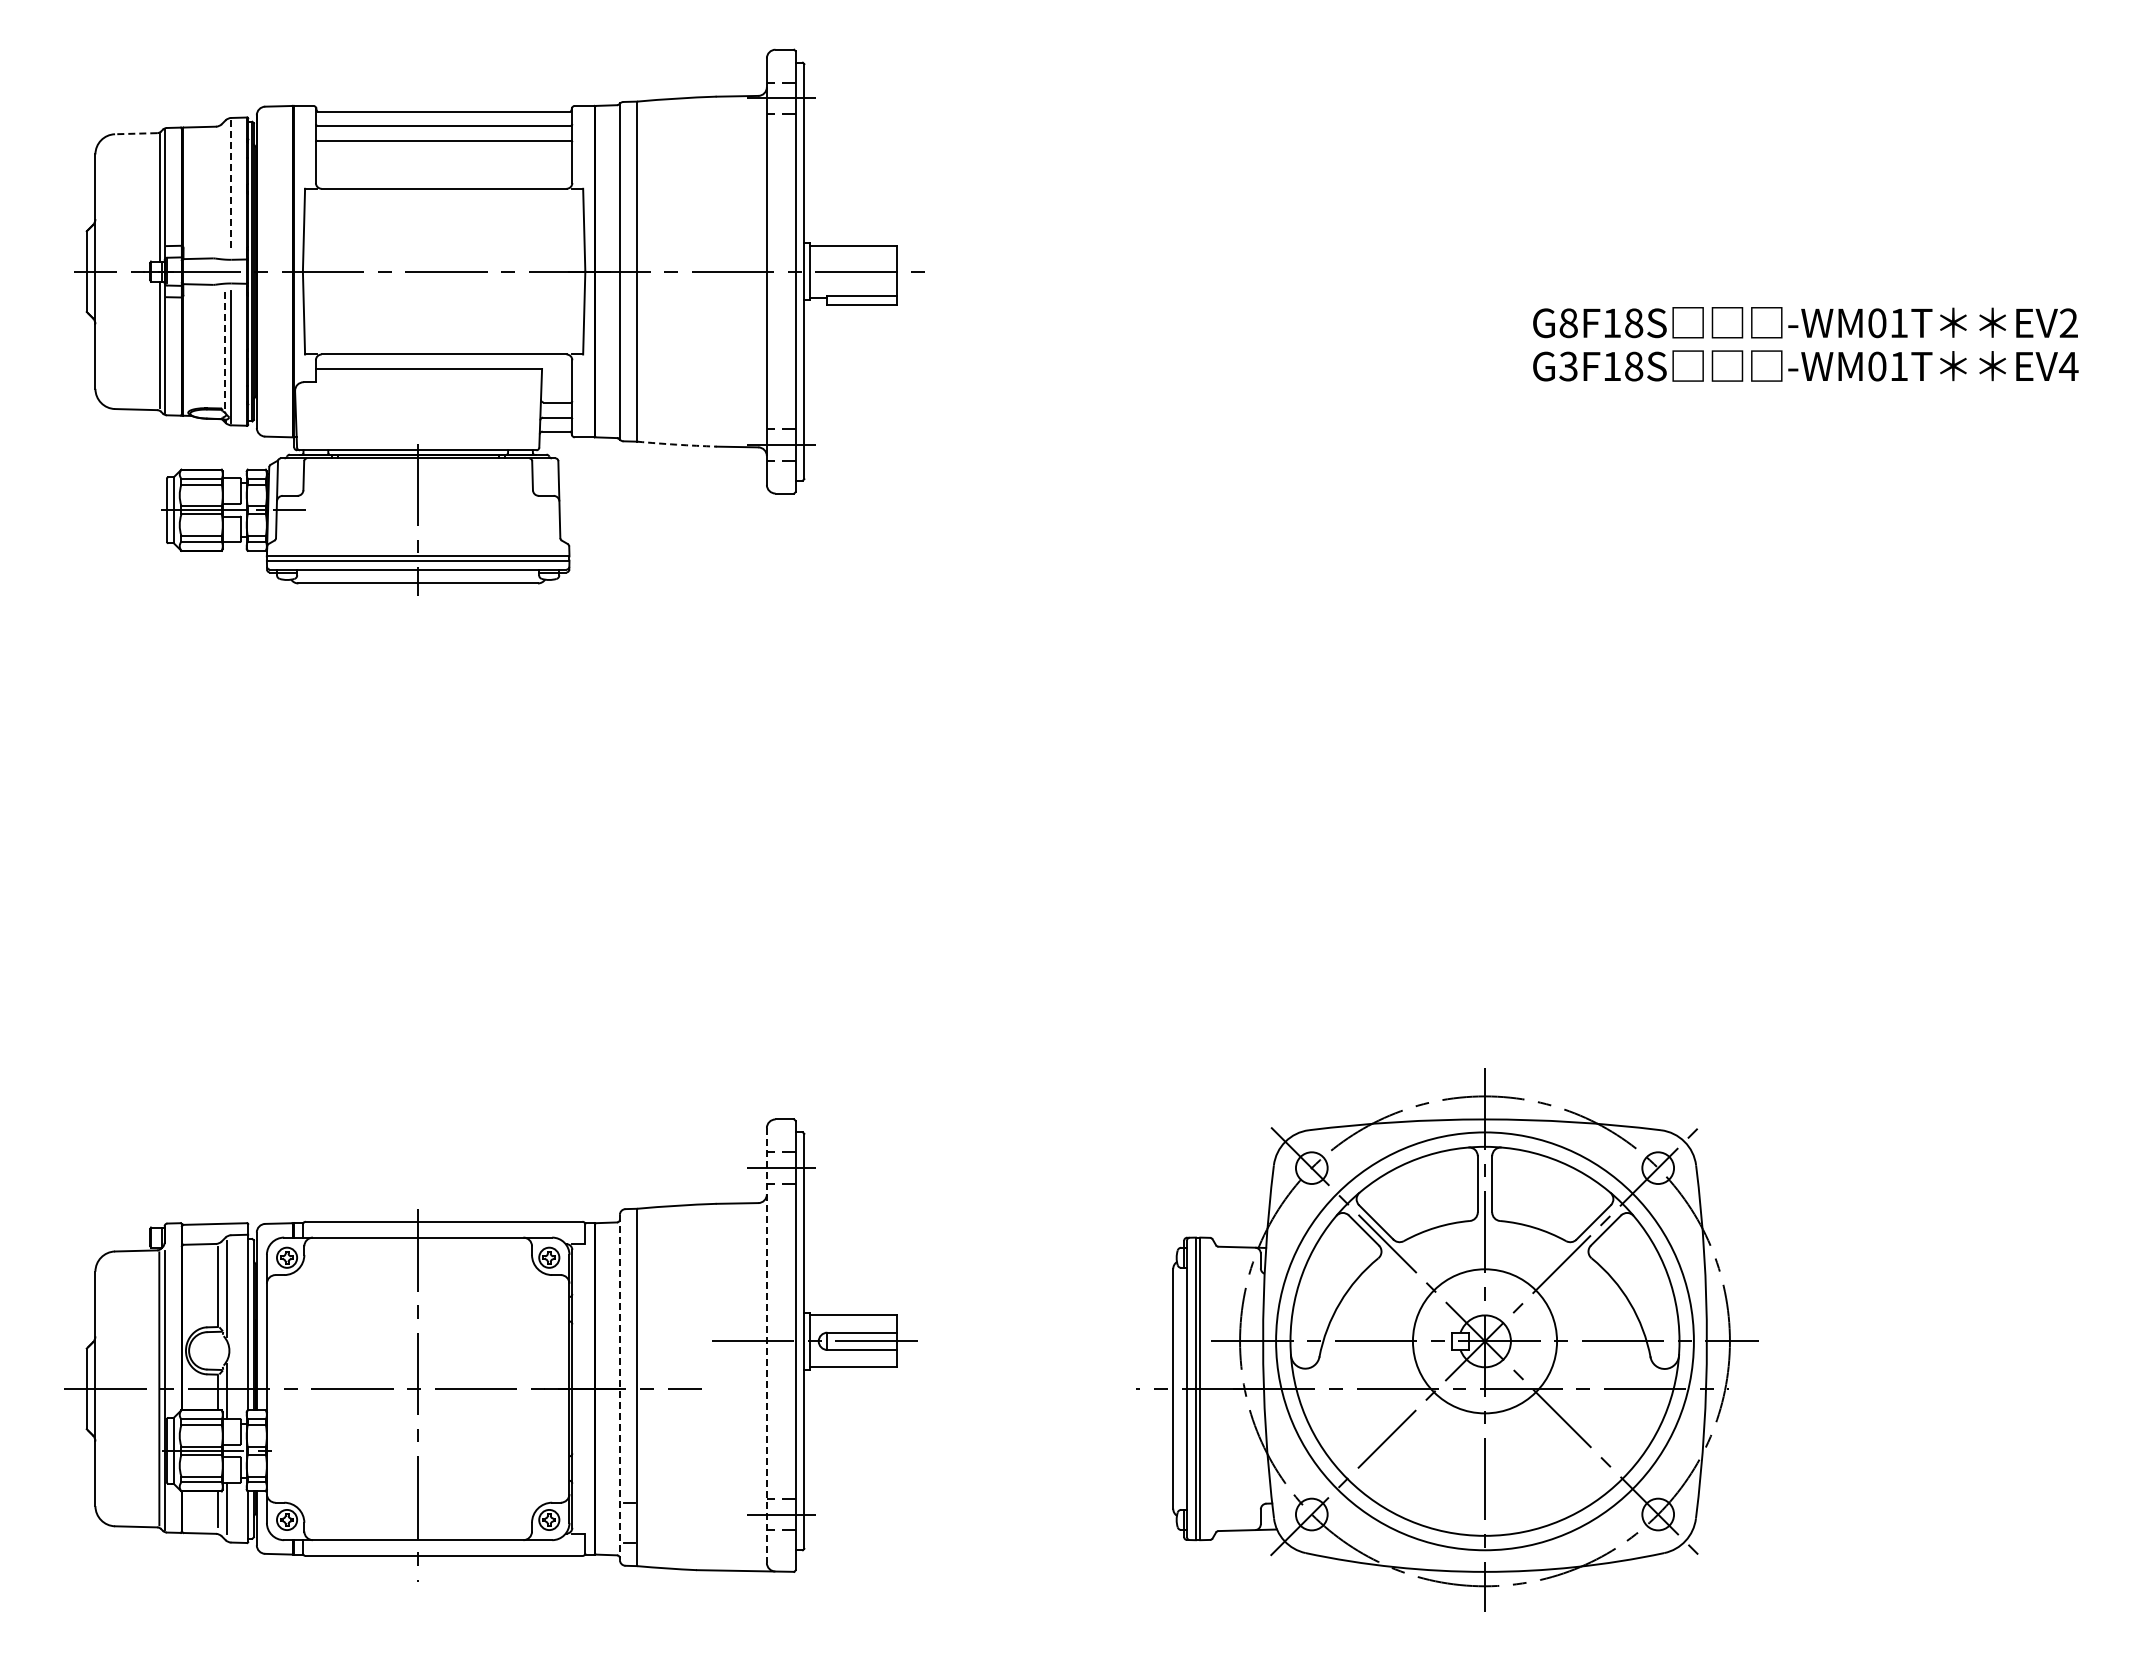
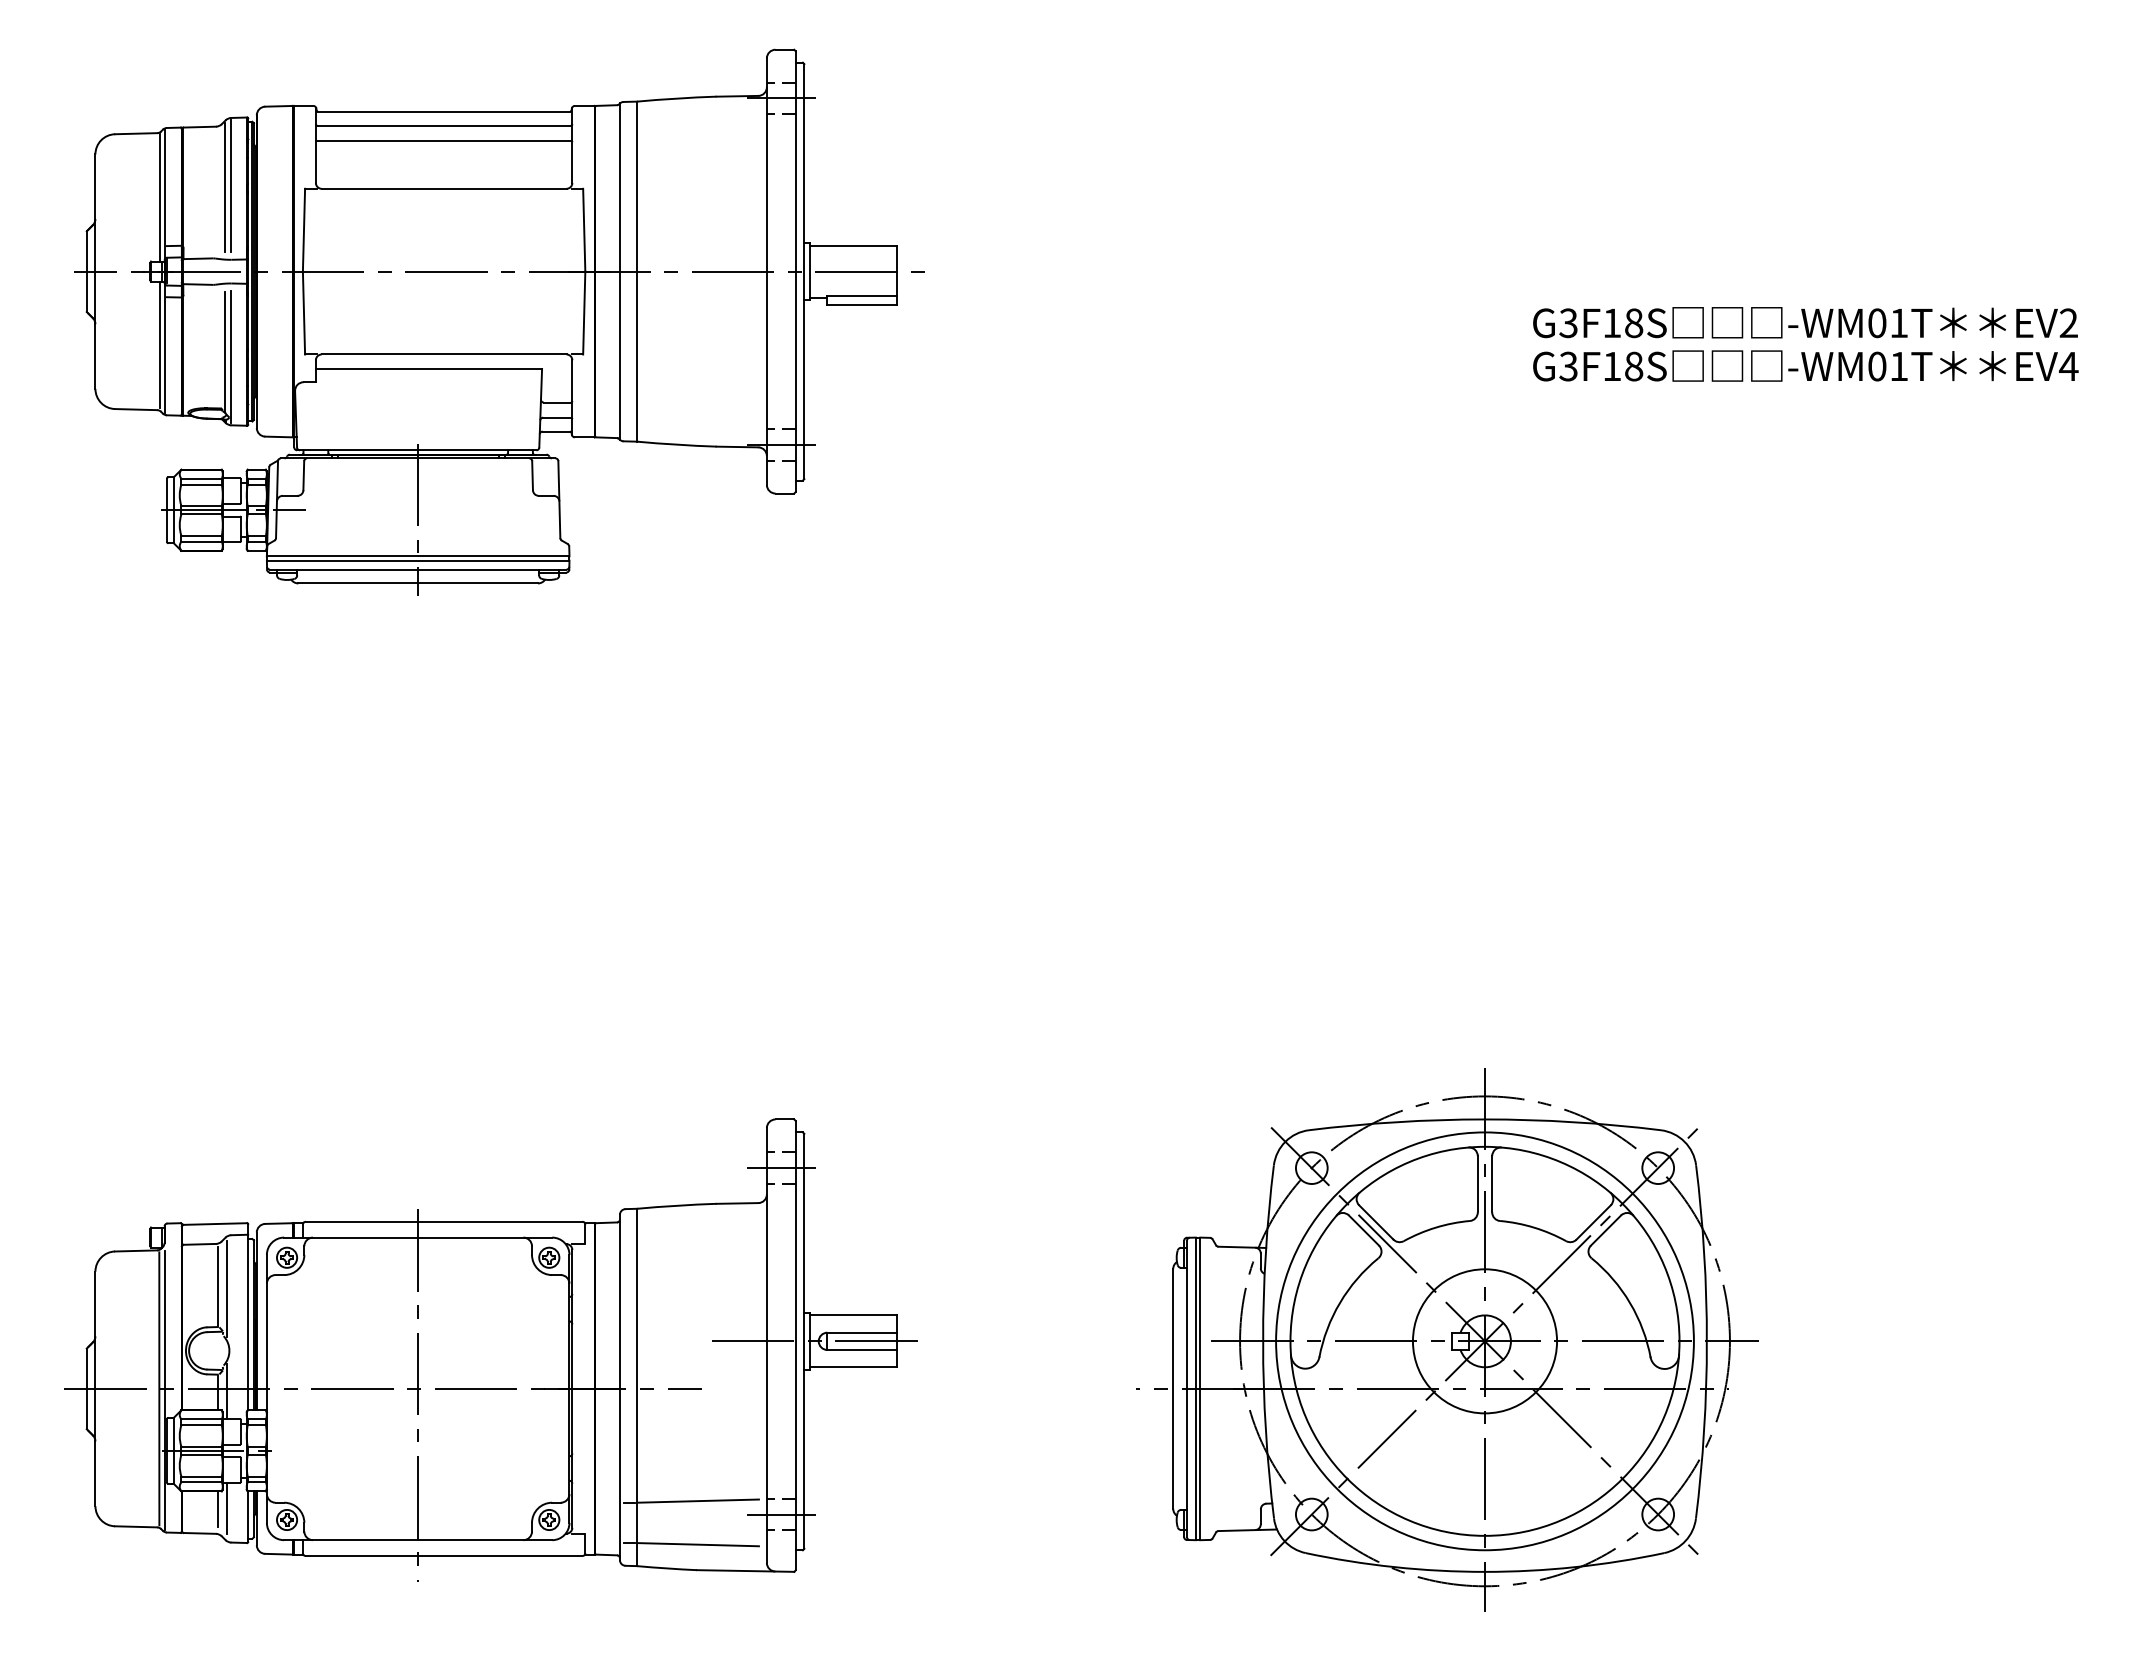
line: dashed -> solid (135, 133)
line: none -> present (225, 186)
line: dashed -> solid (231, 186)
text: G8F18S -> G3F18S (1568, 322)
line: dashed -> solid (225, 351)
arc: dashed -> solid (676, 444)
line: dashed -> solid (766, 1346)
line: dashed -> solid (619, 1387)
line: none -> present (697, 1500)
line: none -> present (697, 1544)
